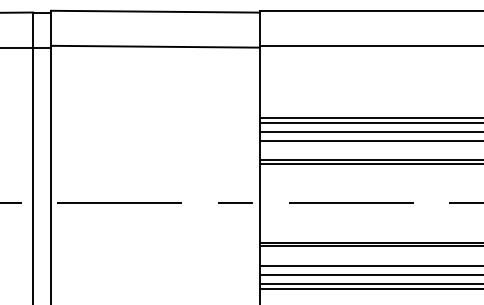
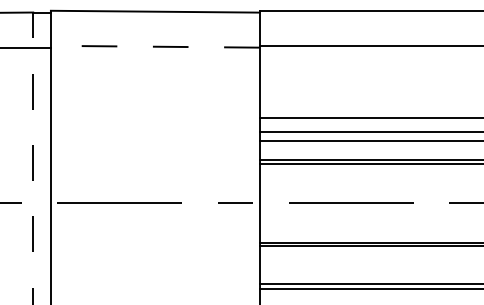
line: solid -> dashed (154, 46)
line: present -> none (369, 122)
line: solid -> dashed (33, 158)
line: present -> none (369, 266)
line: present -> none (369, 274)
